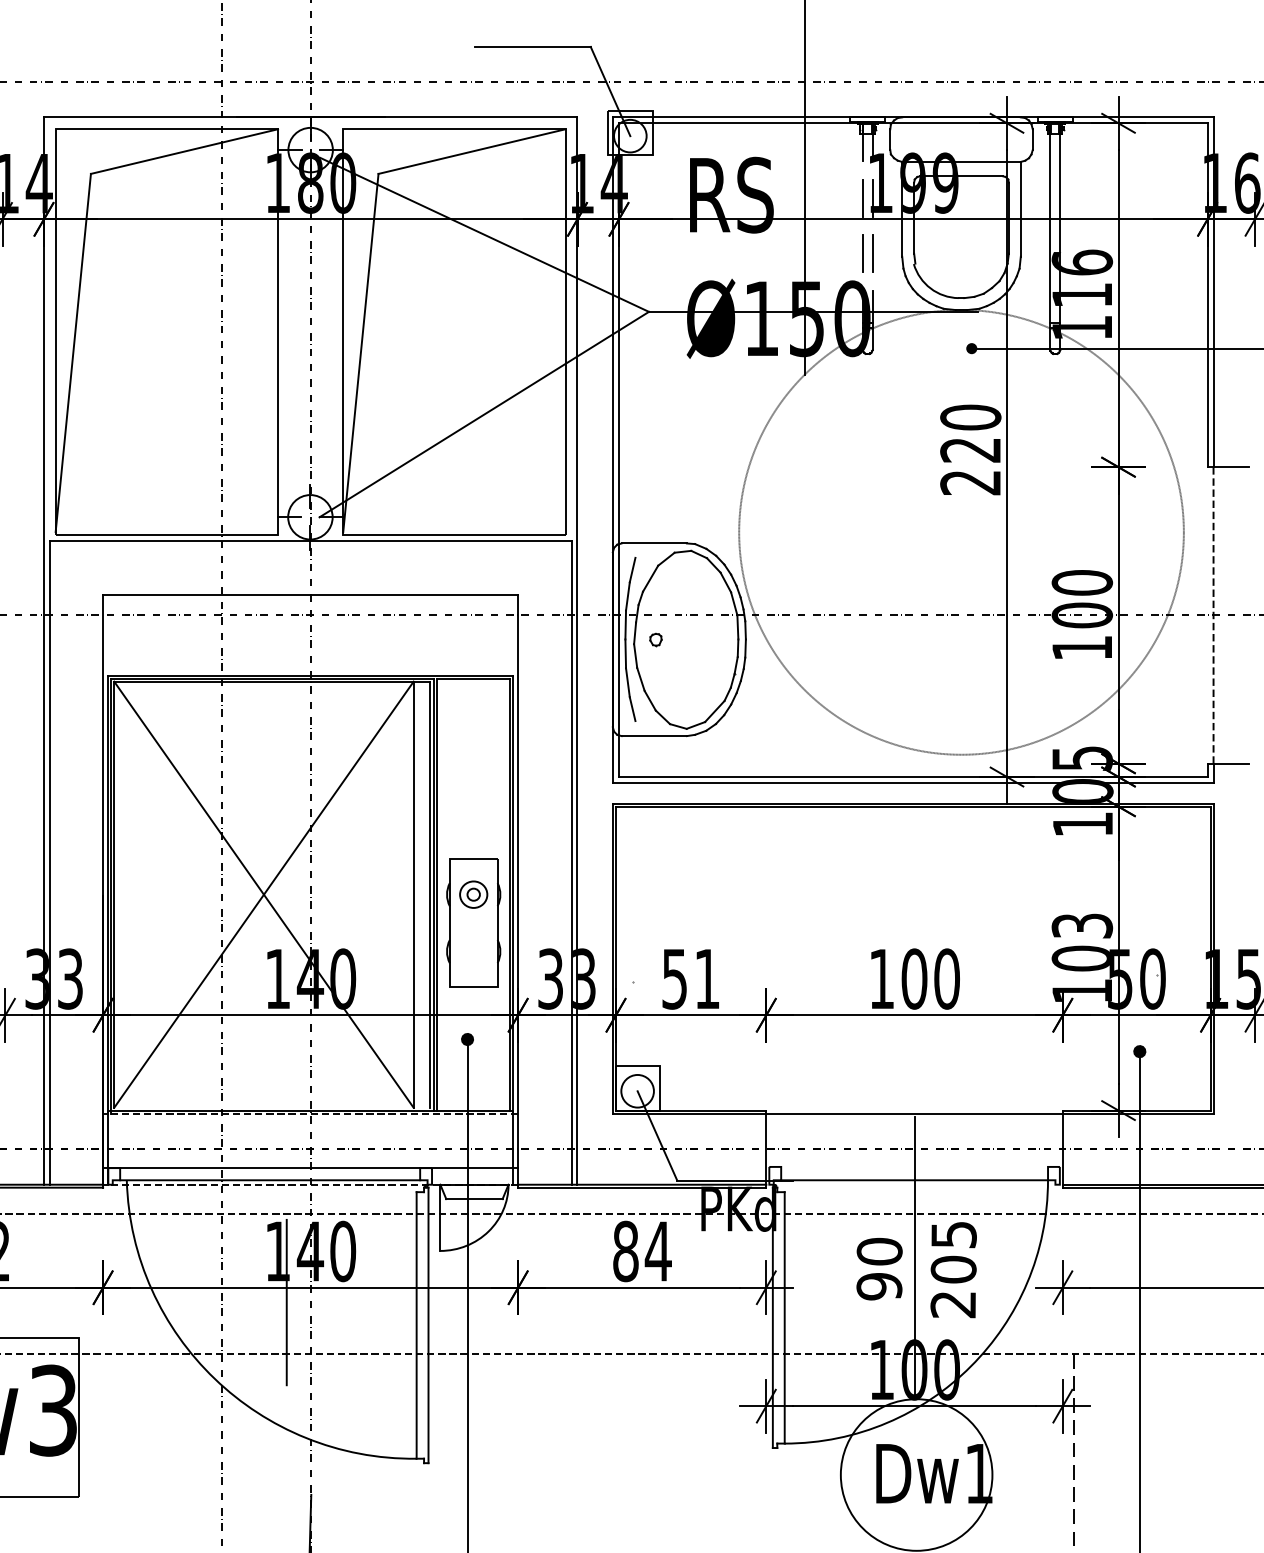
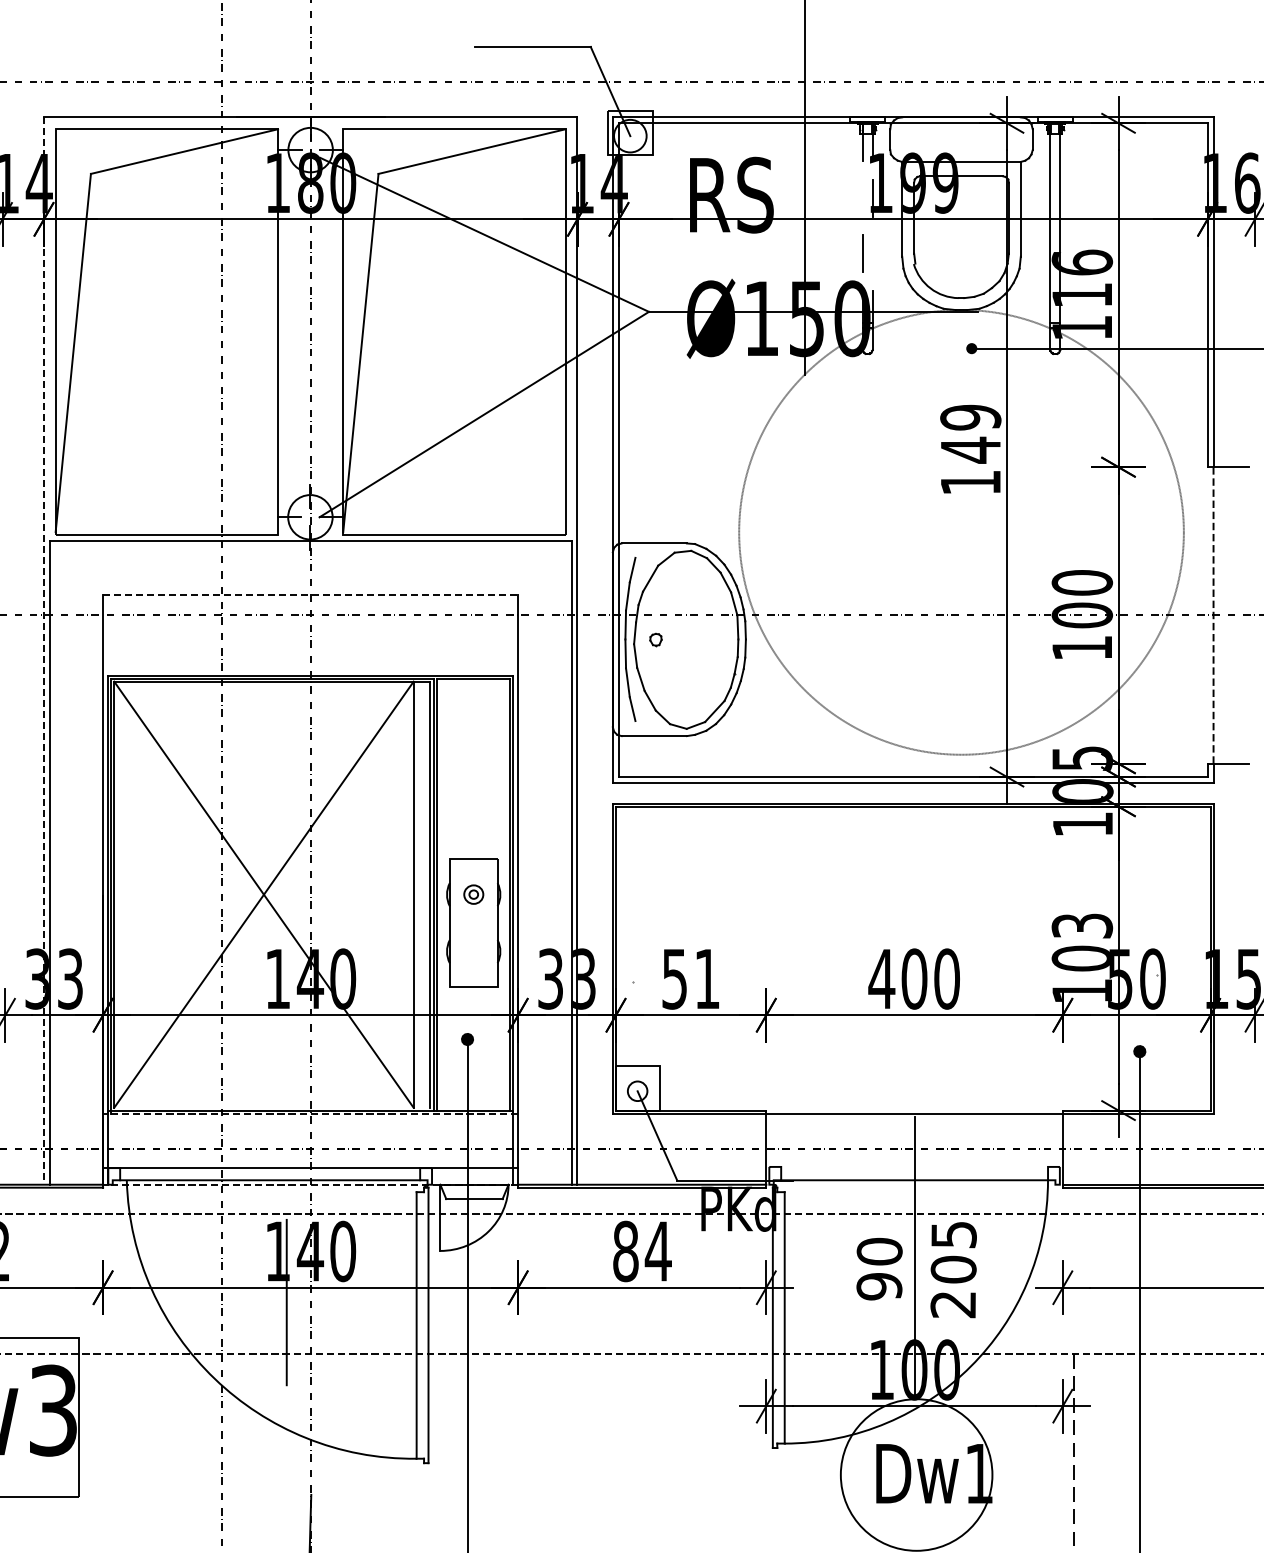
line: present -> none (862, 197)
line: present -> none (872, 253)
text: 220 -> 149 (970, 449)
line: solid -> dashed (310, 594)
line: solid -> dashed (44, 651)
part size: 30x29 px -> 22x21 px (473, 894)
text: 100 -> 400 (881, 978)
circle diameter: 33 px -> 20 px (637, 1091)
